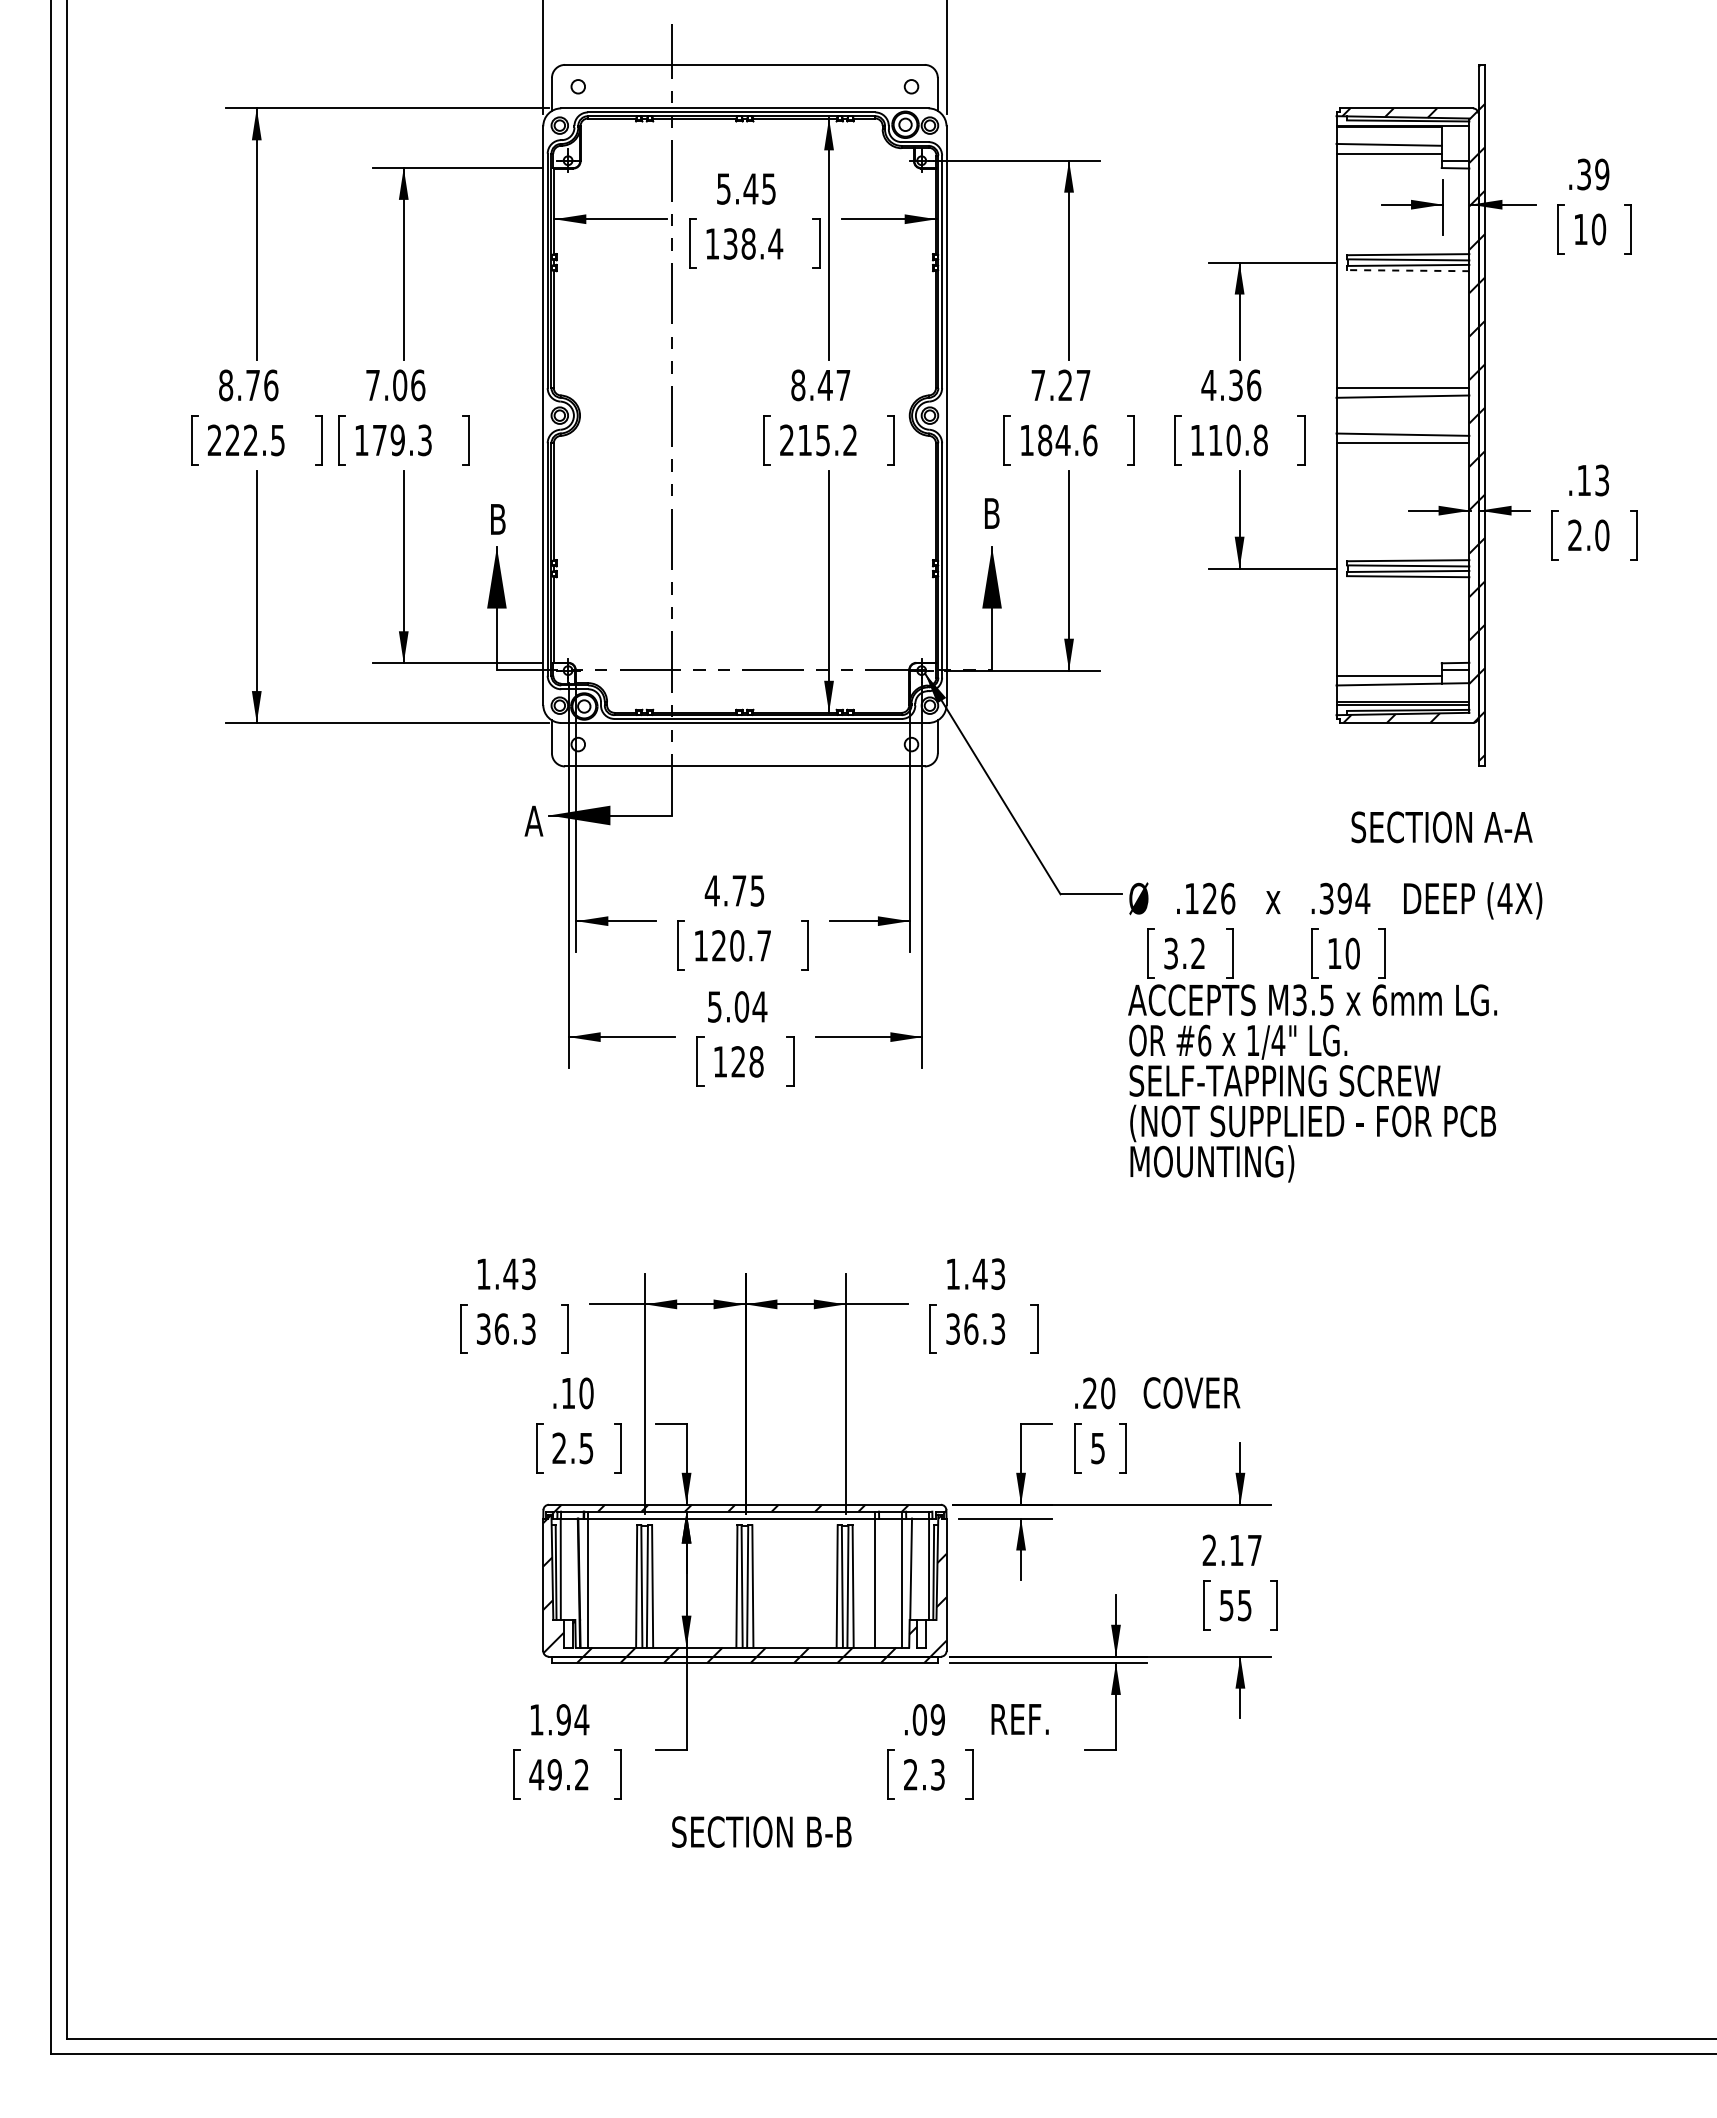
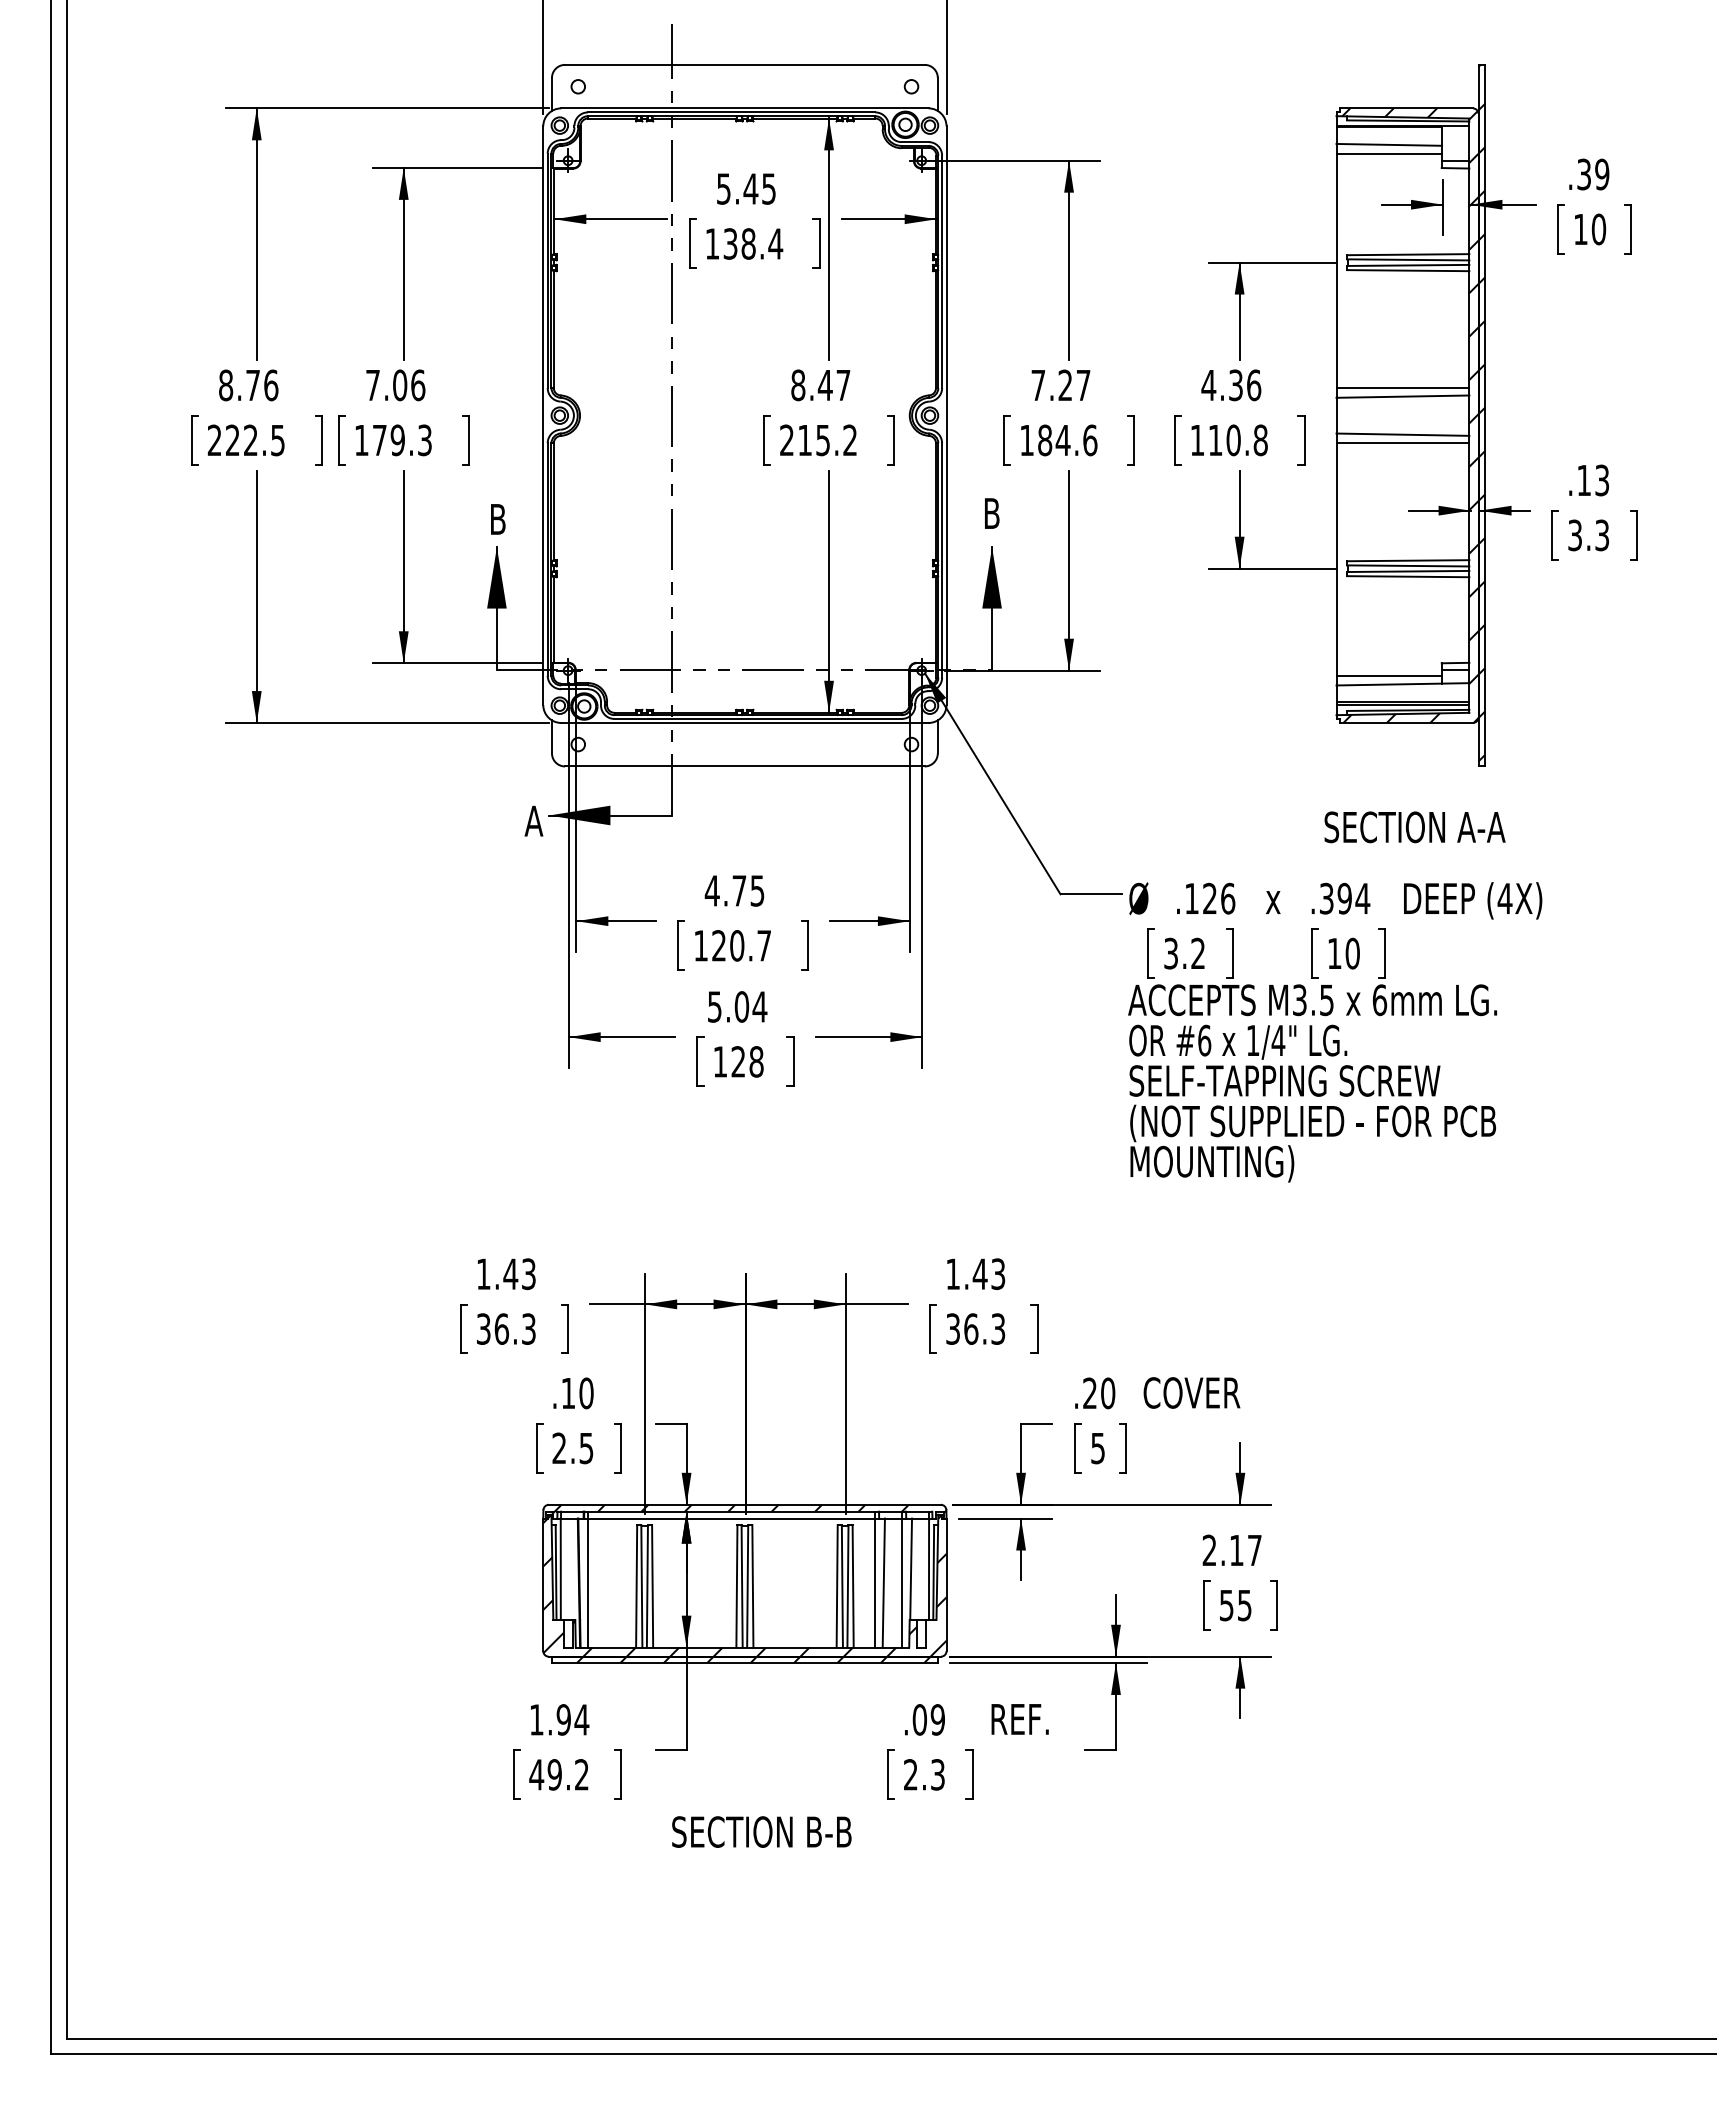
line: dashed -> solid (1407, 270)
text: 2.0 -> 3.3 (1588, 535)
text position: (1441, 827) -> (1414, 827) (1414, 827)
line: none -> present (883, 1582)
